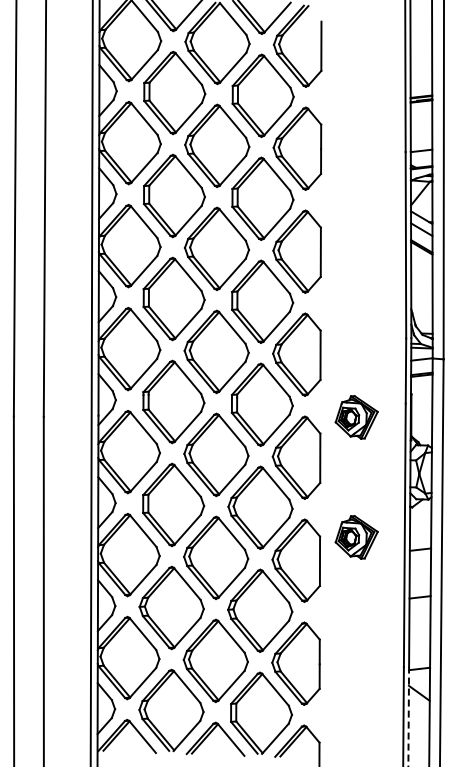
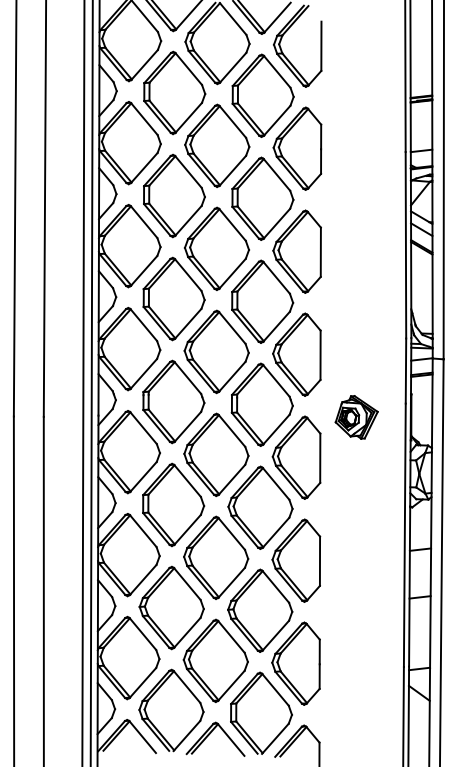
line: none -> present (83, 382)
part: present -> none (356, 537)
line: dashed -> solid (408, 716)
